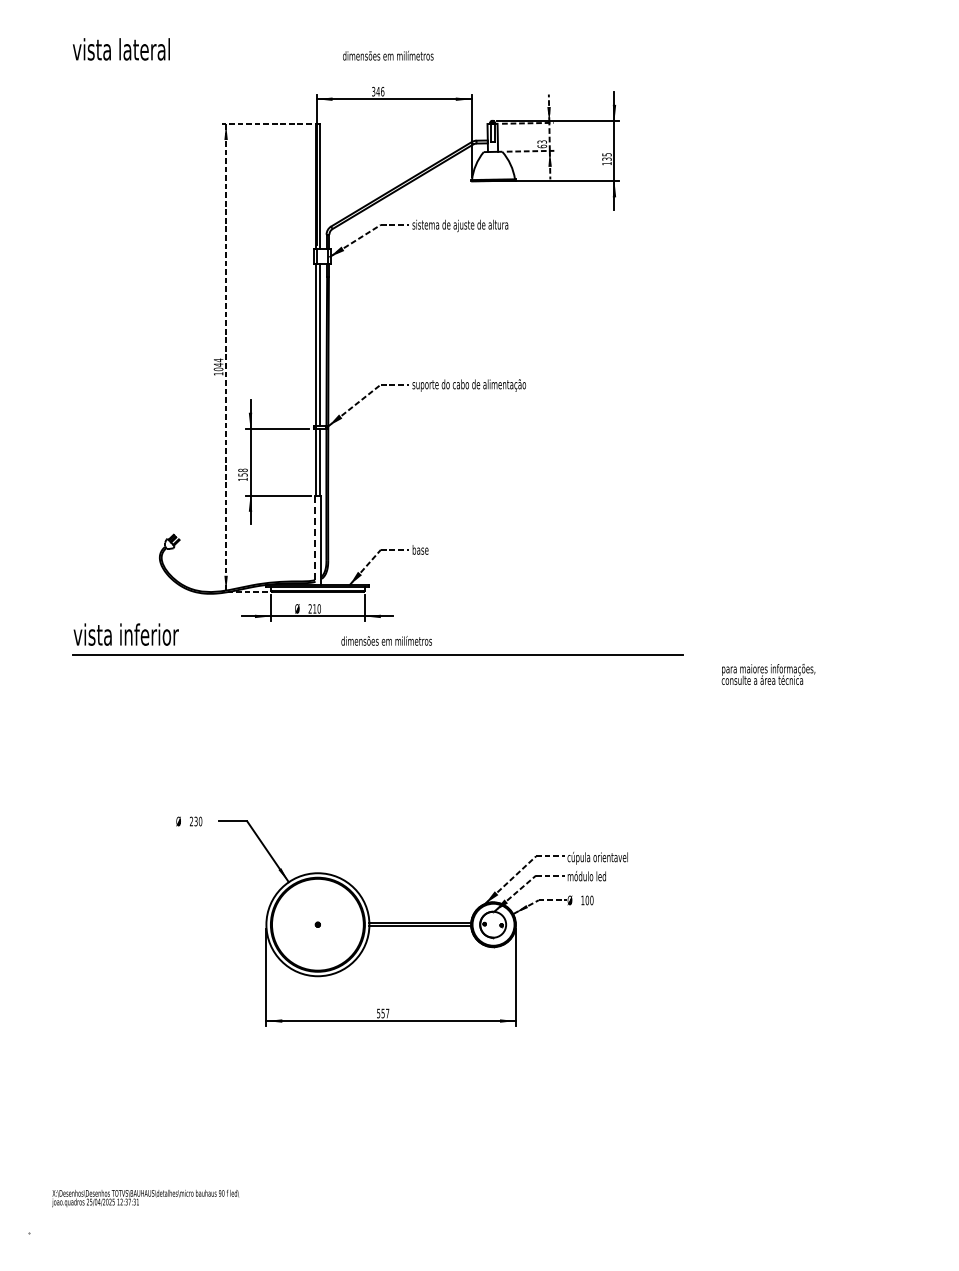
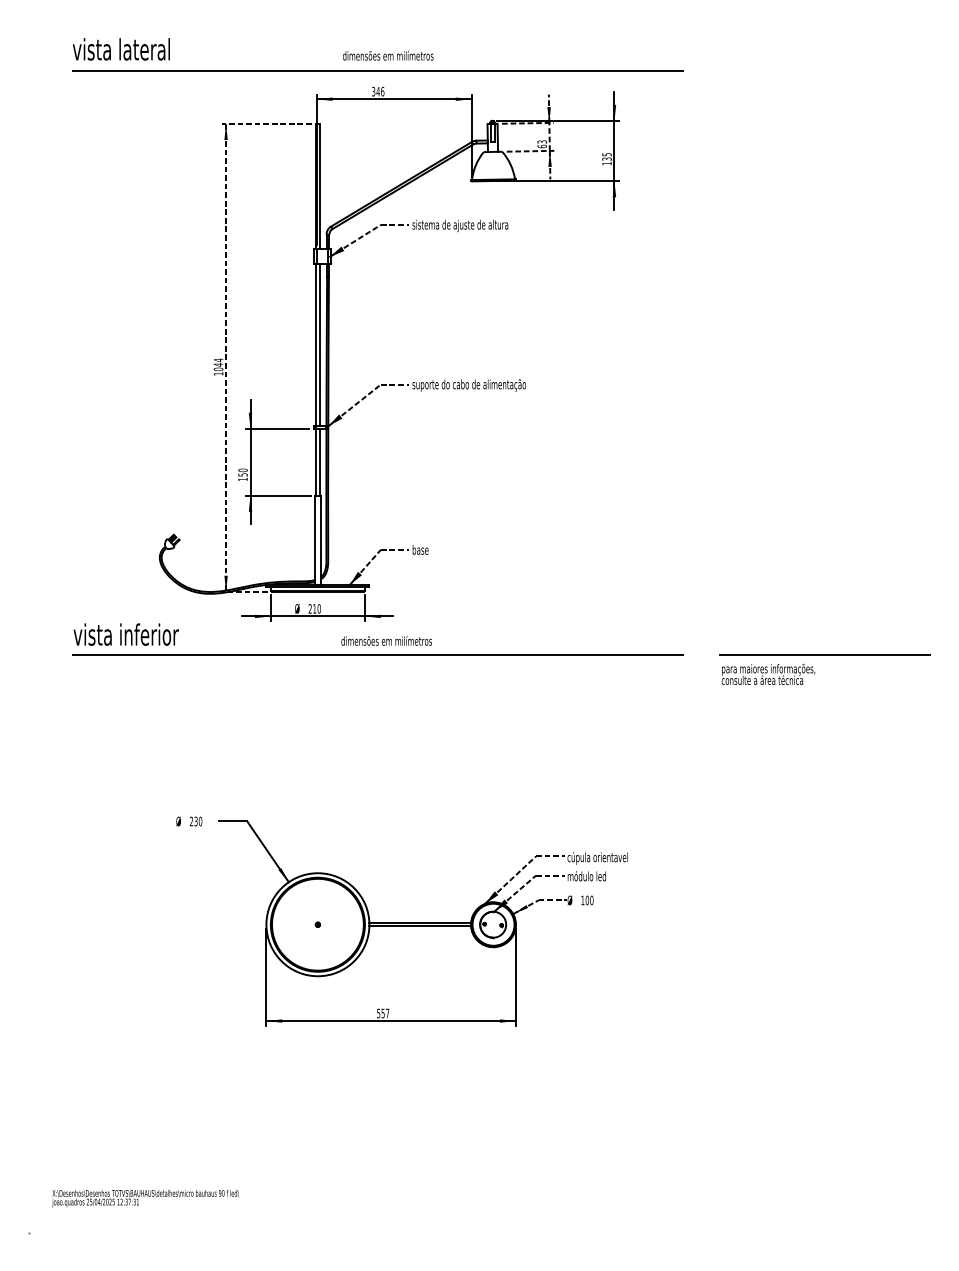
line: none -> present (377, 70)
text: 158 -> 150 (242, 470)
line: dashed -> solid (315, 540)
line: none -> present (824, 654)
